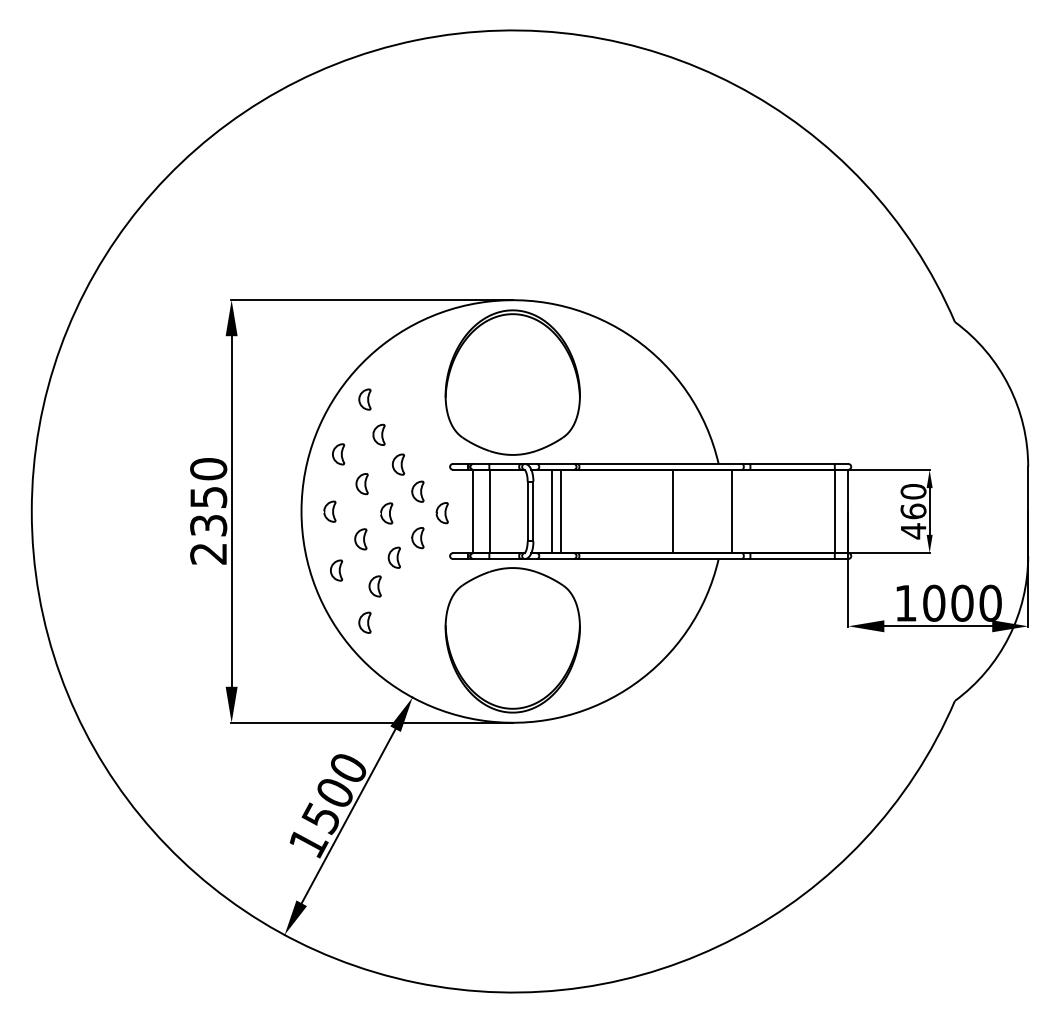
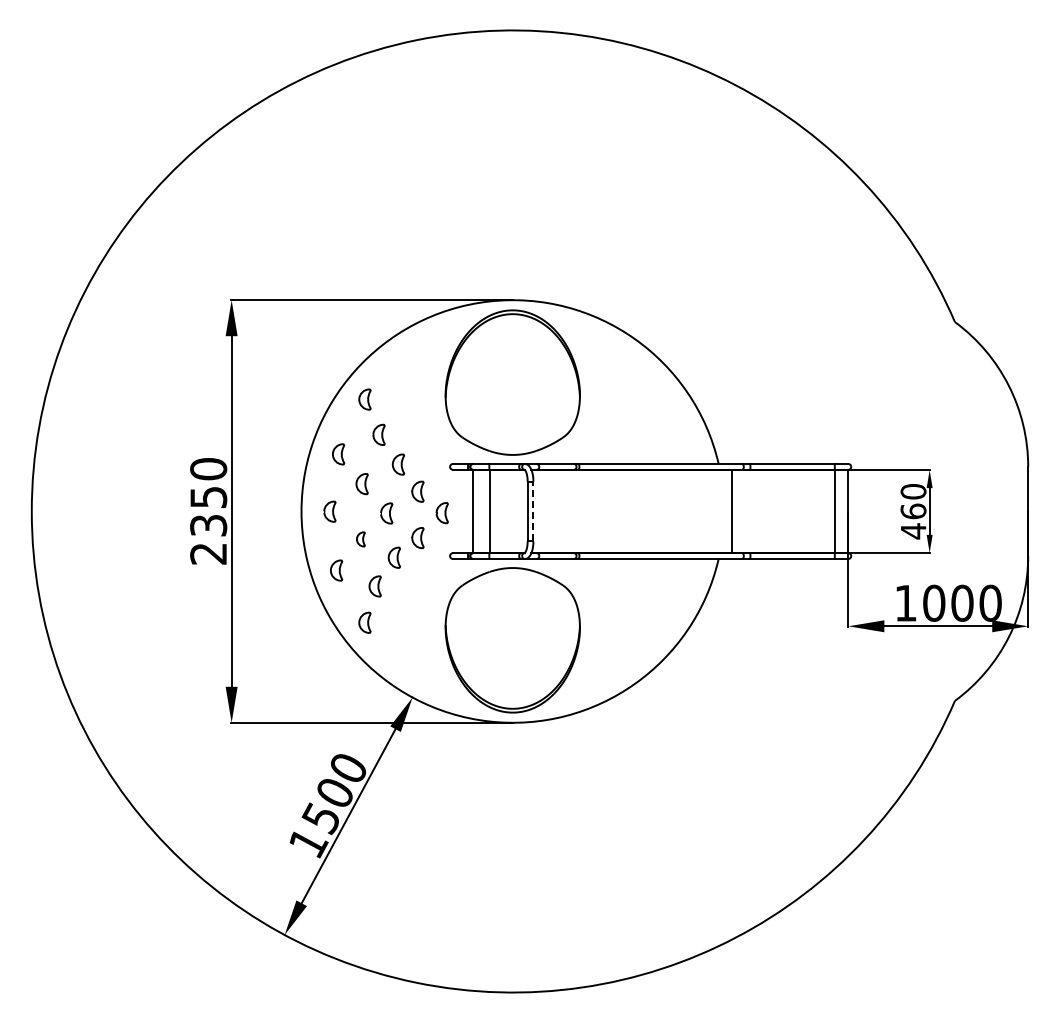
line: solid -> dashed (533, 511)
line: present -> none (552, 511)
line: present -> none (560, 511)
line: present -> none (672, 511)
part size: 14x23 px -> 10x17 px (360, 539)
